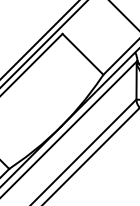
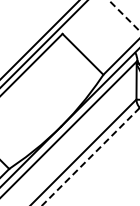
line: solid -> dashed (124, 15)
line: solid -> dashed (90, 157)
